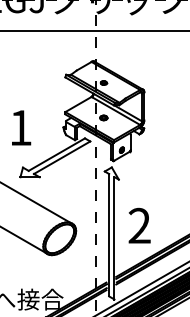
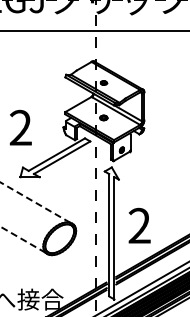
text: 1 -> 2 (20, 127)
line: solid -> dashed (35, 202)
line: solid -> dashed (23, 239)
